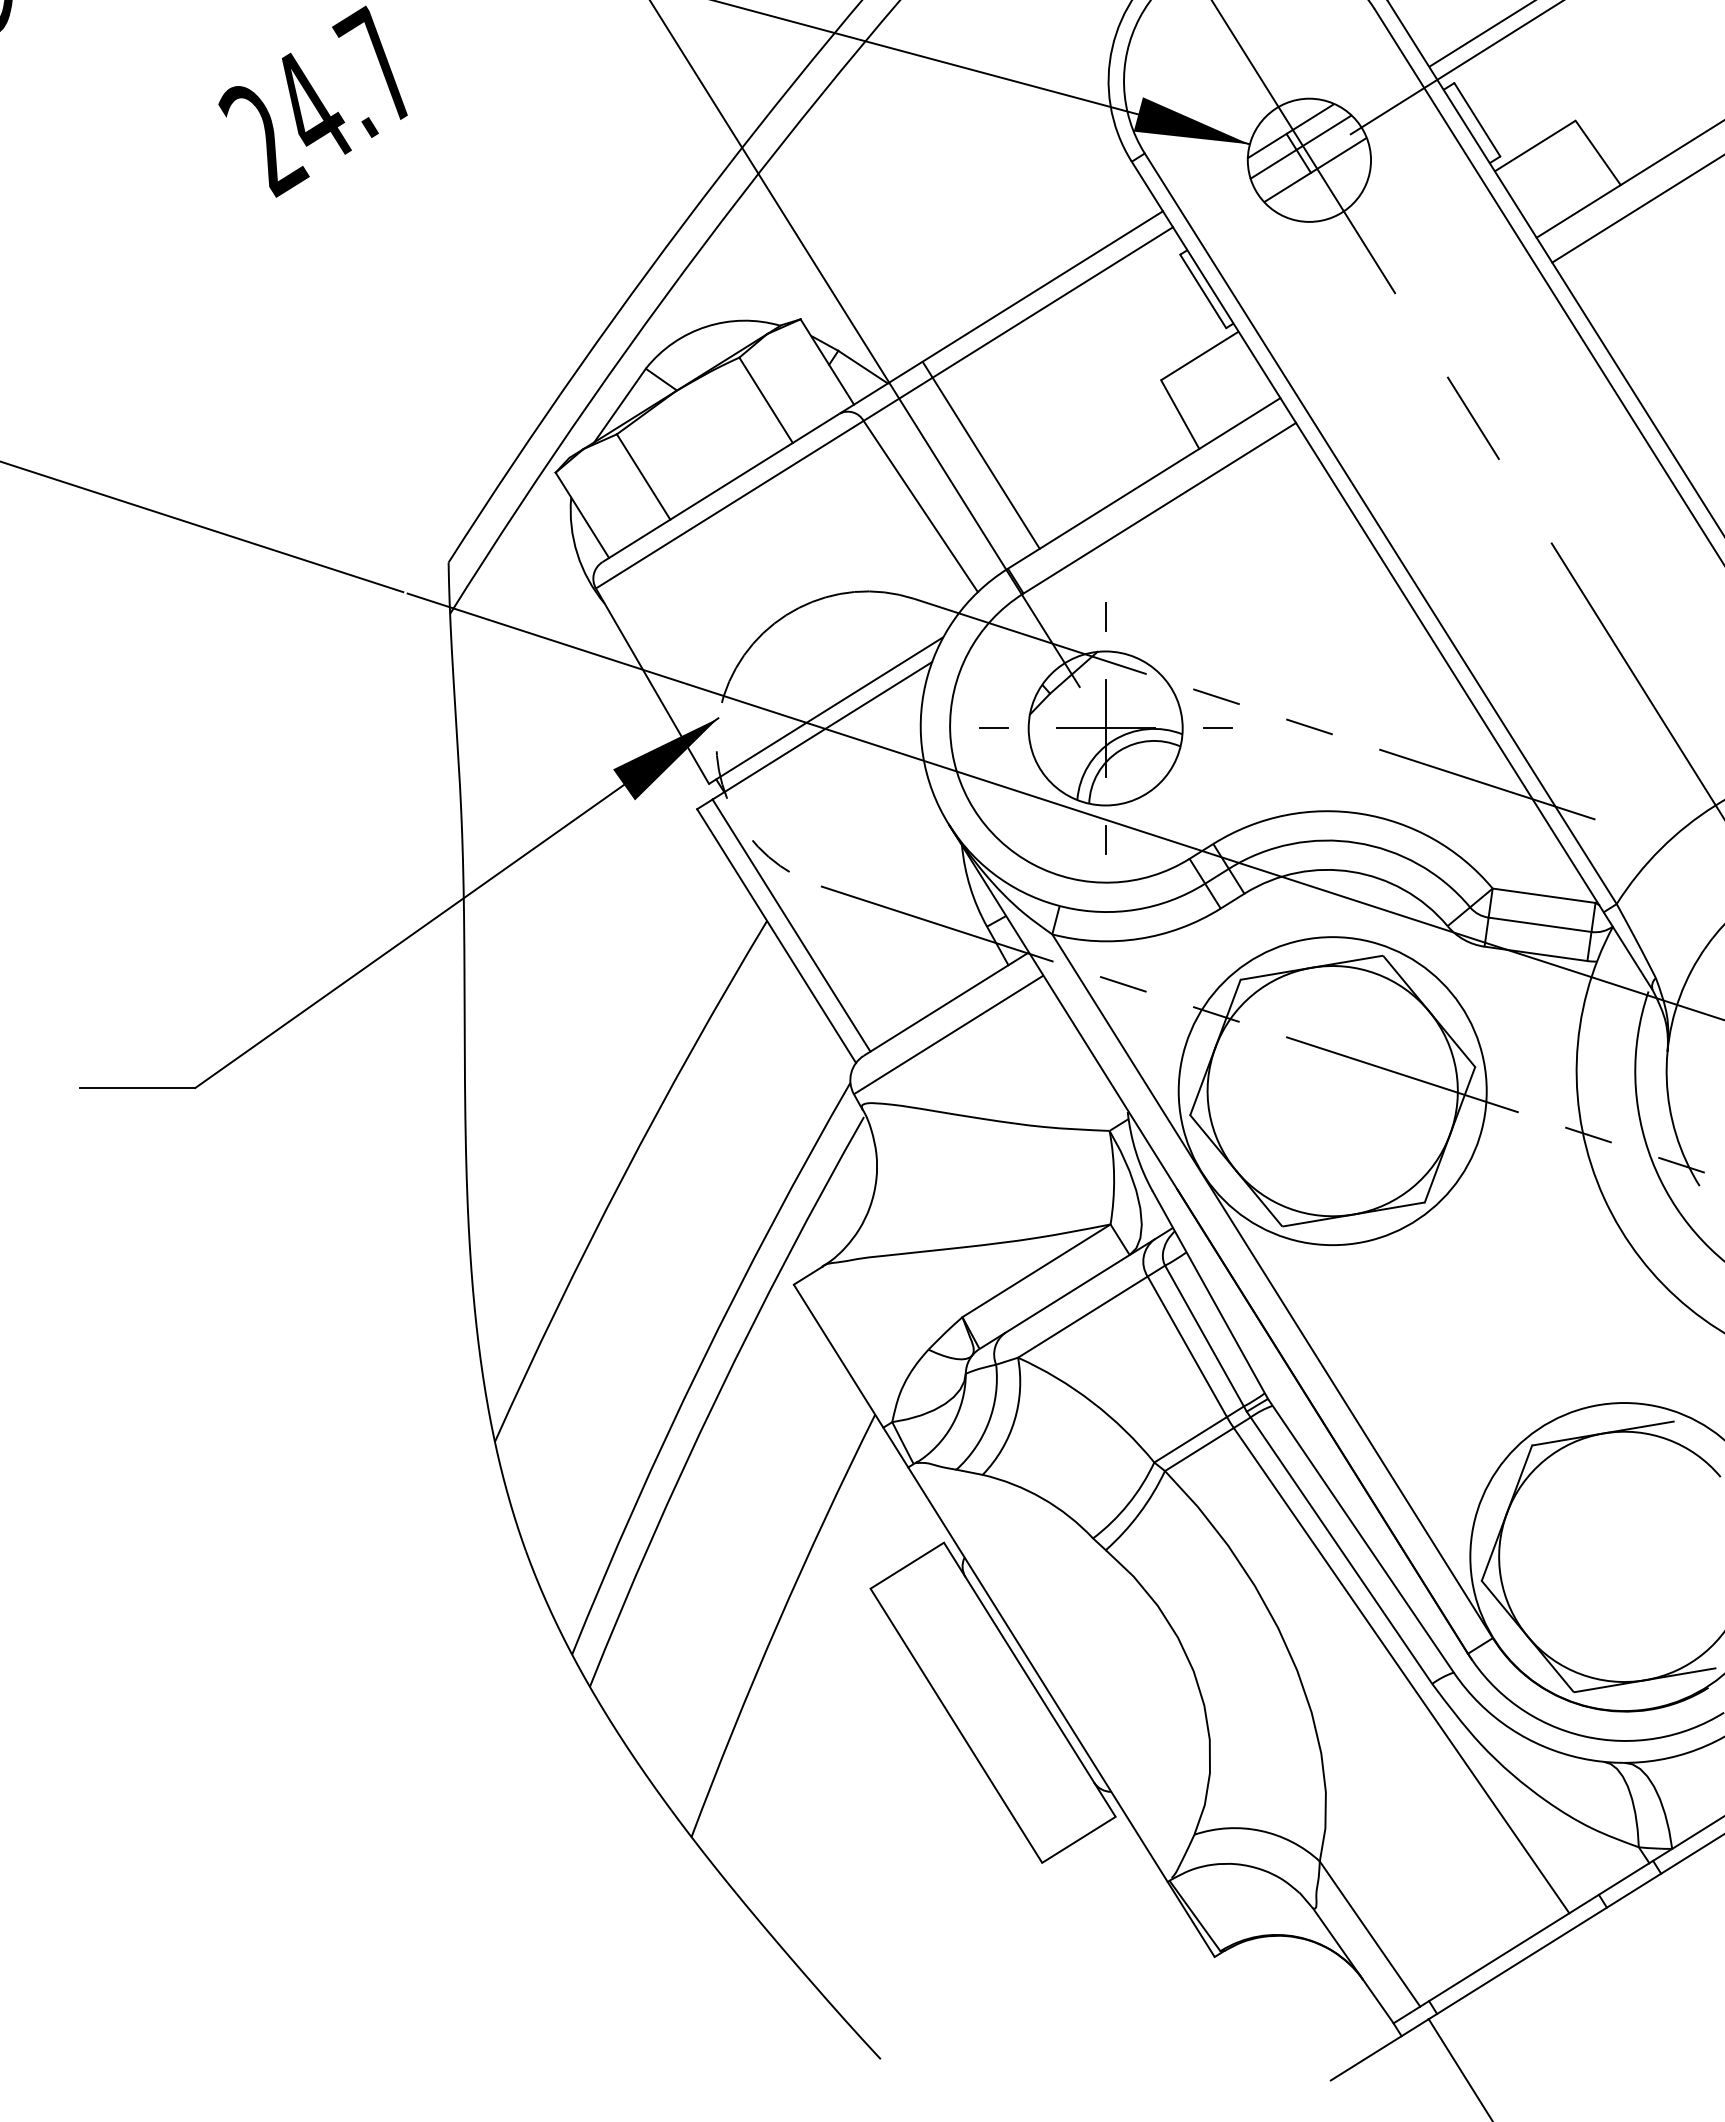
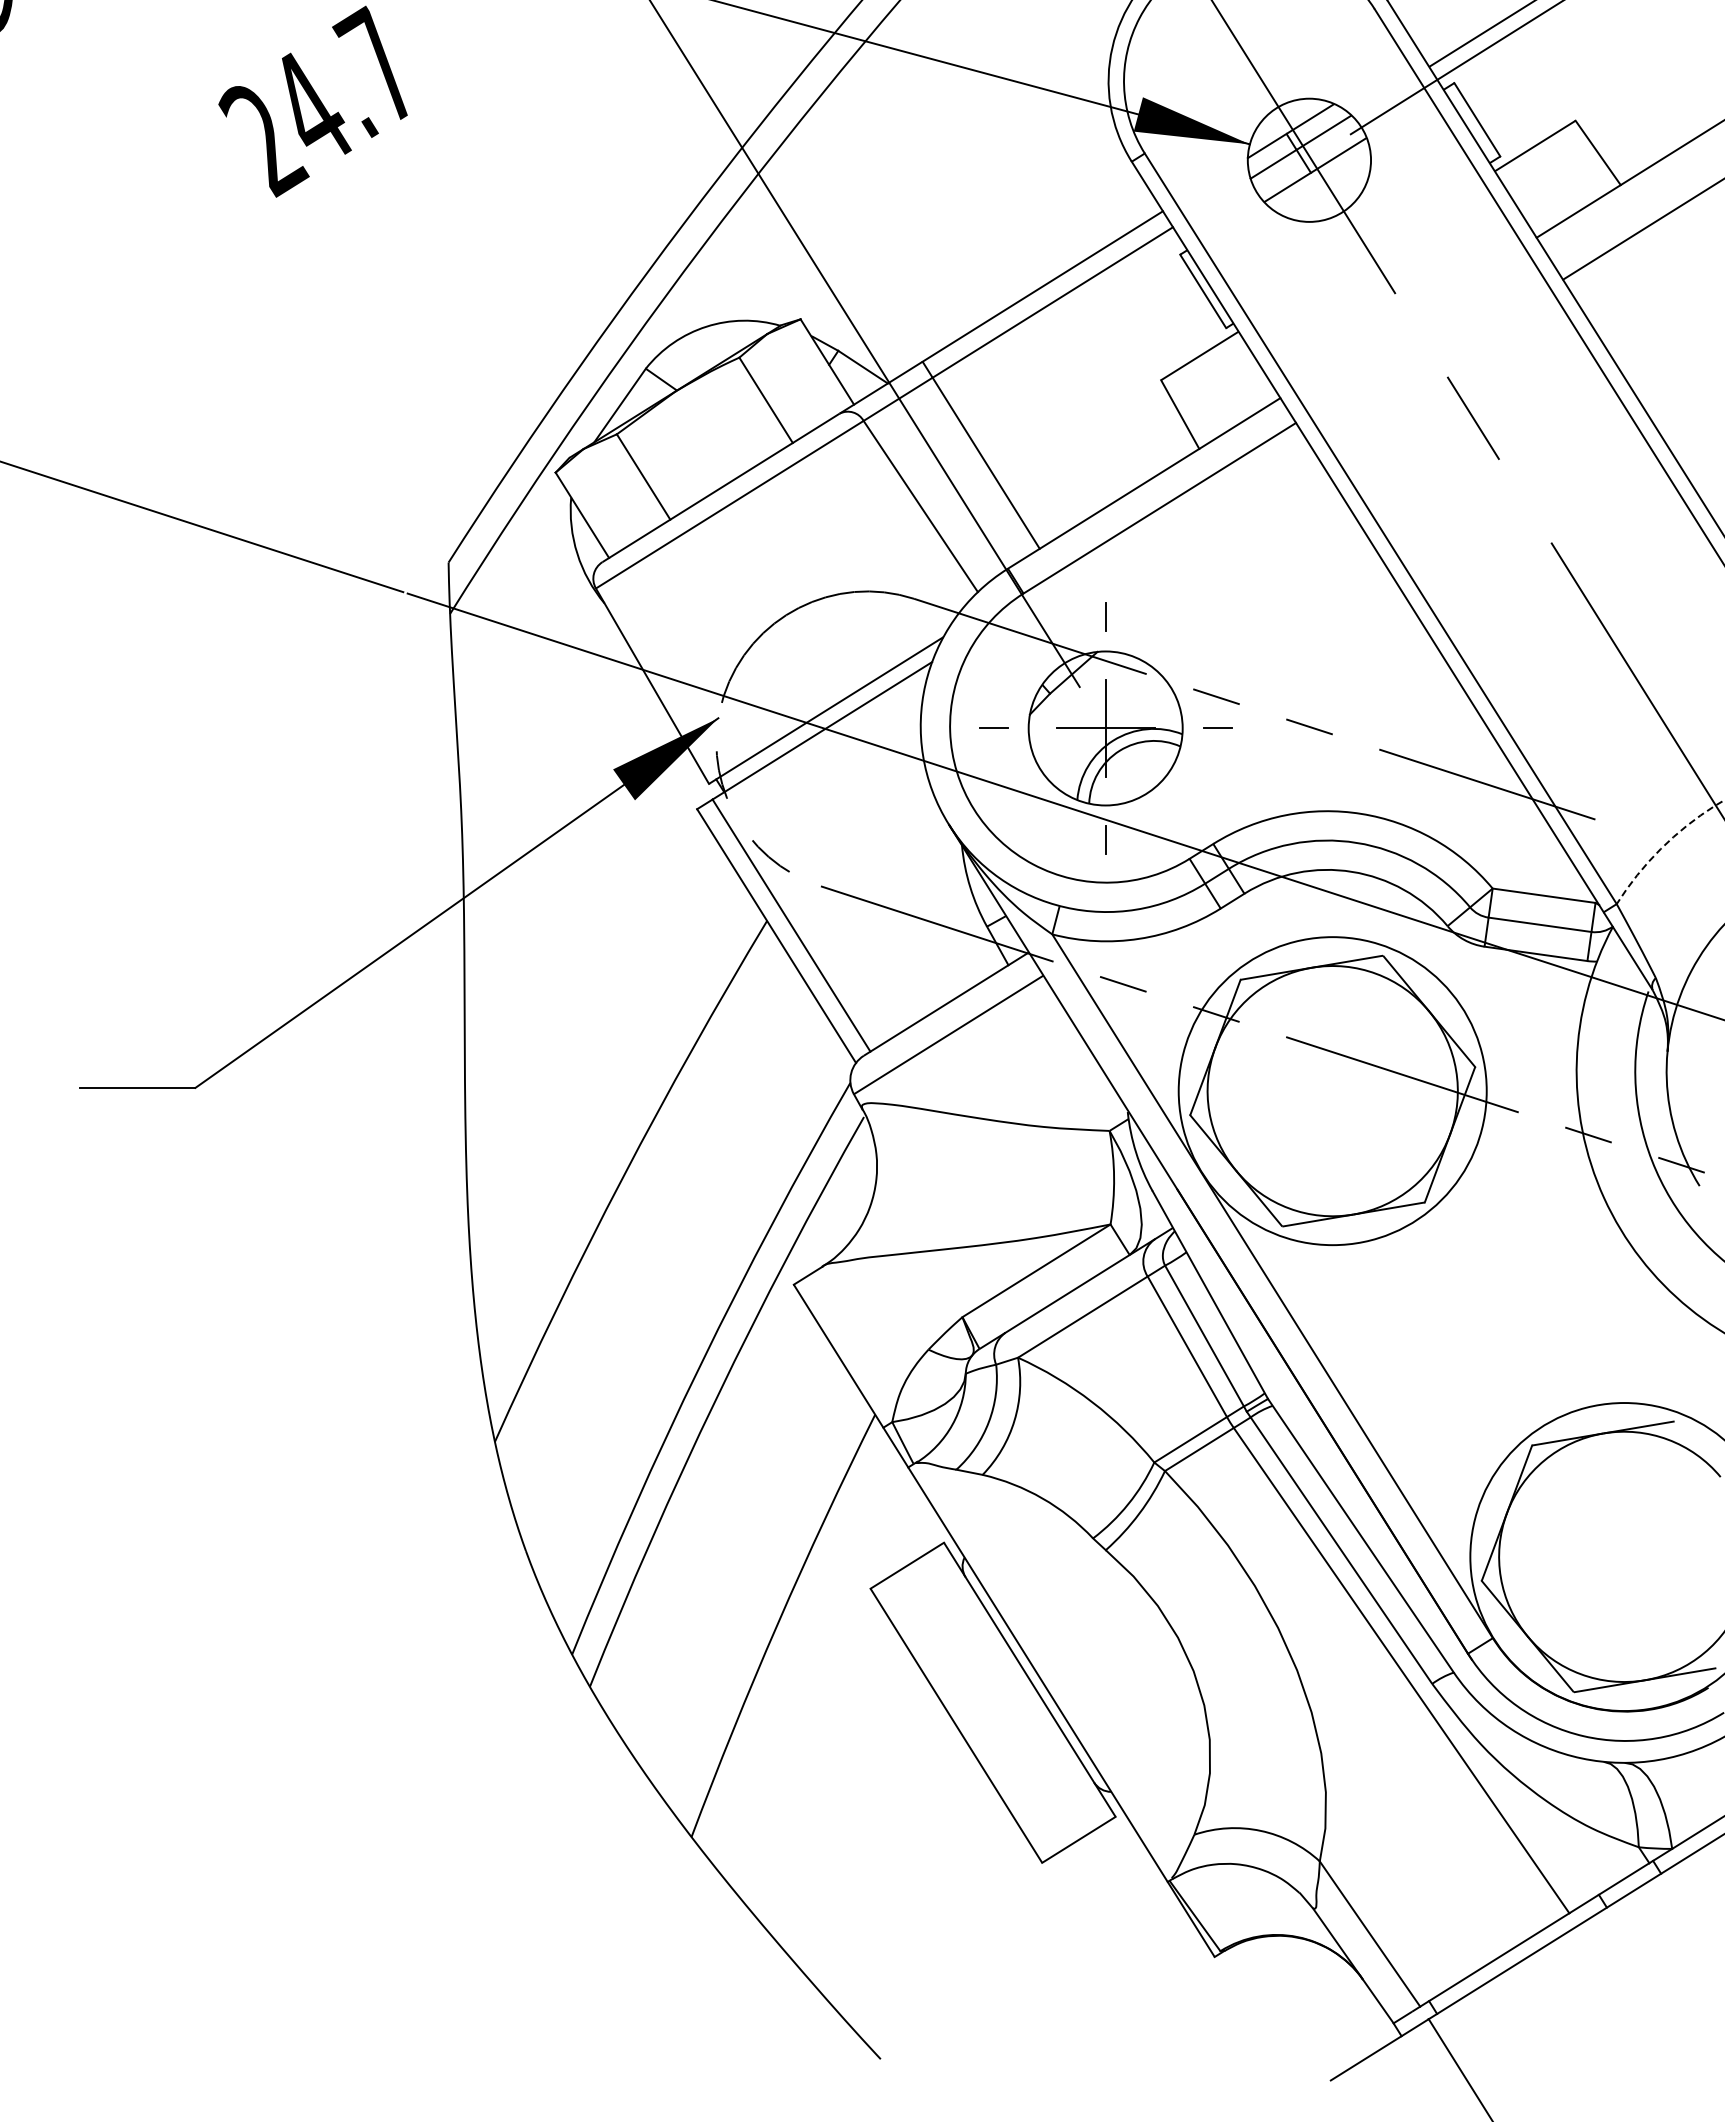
line position: (1636, 209) -> (1642, 229) (1642, 229)
arc: solid -> dashed (1664, 845)
